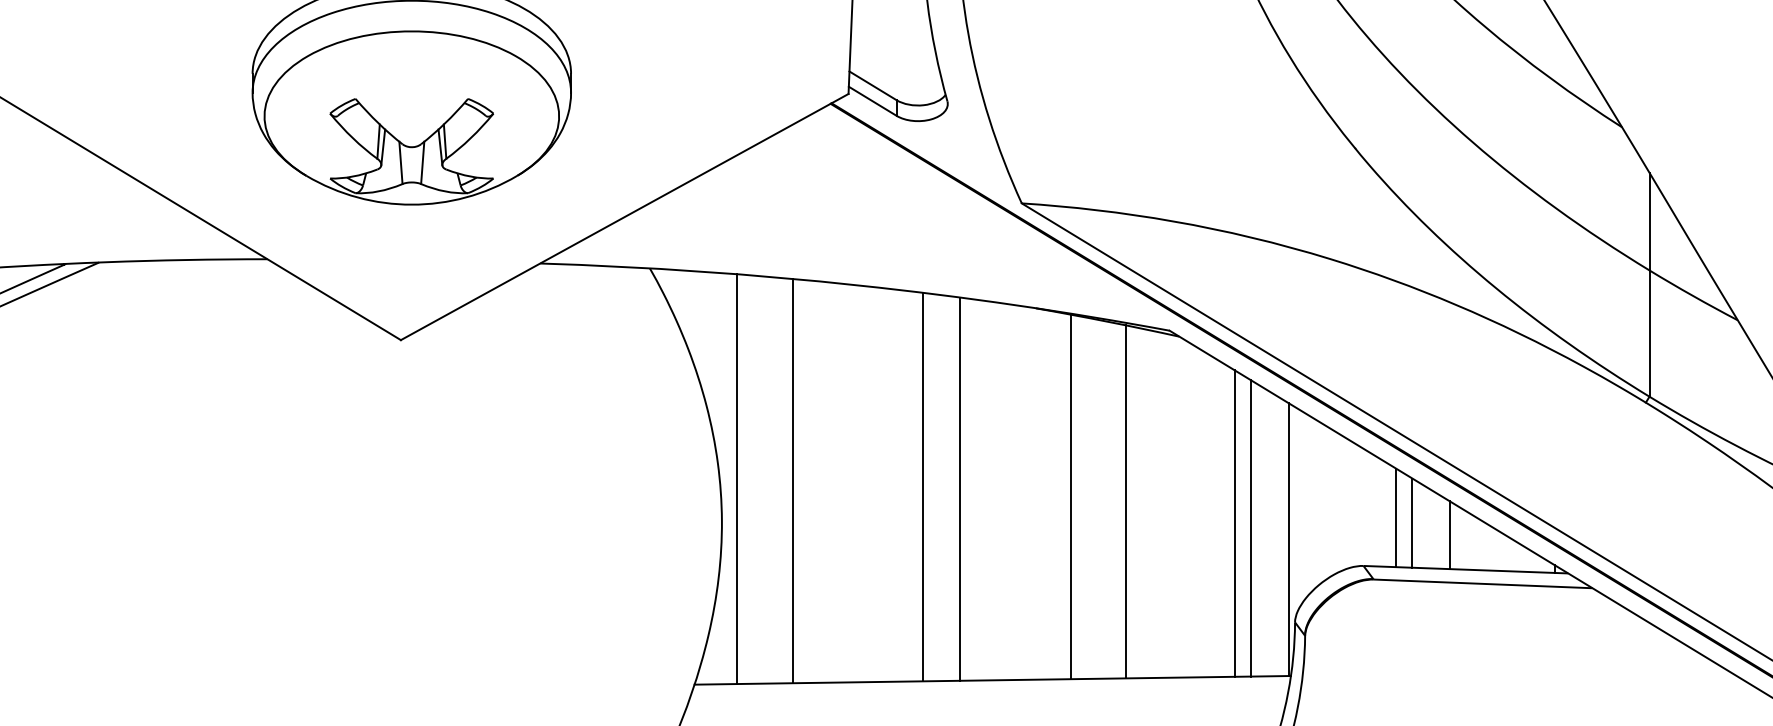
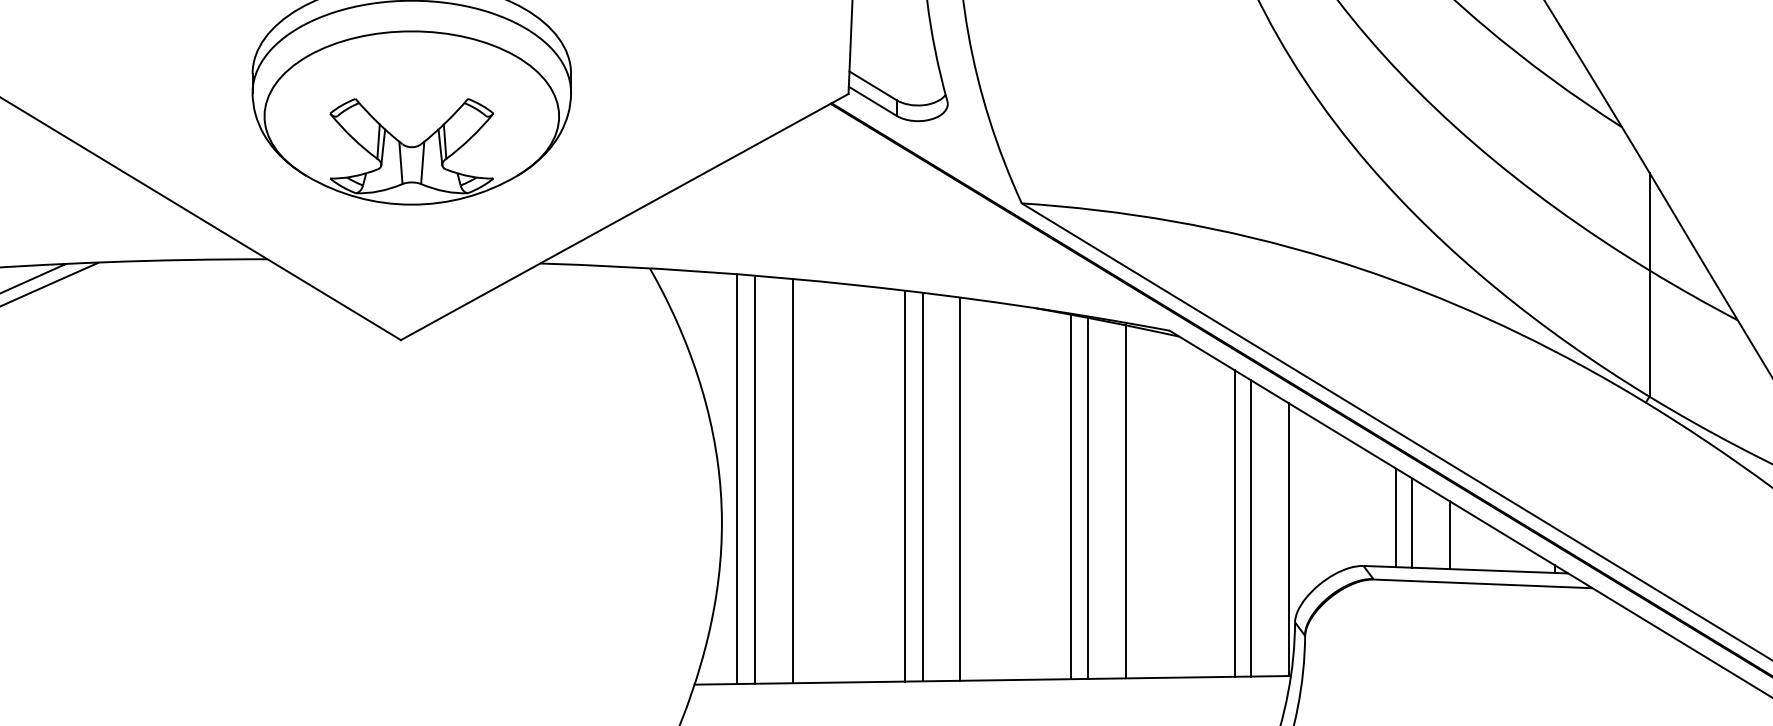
line: none -> present (754, 479)
line: none -> present (905, 485)
line: none -> present (1088, 497)
